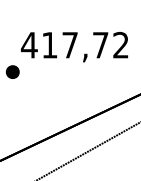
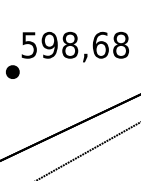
text: 417,72 -> 598,68 (75, 44)
